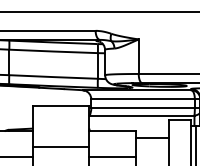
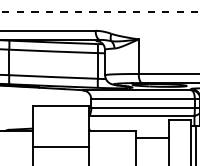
line: solid -> dashed (99, 12)
line: present -> none (17, 157)
line: present -> none (112, 157)
